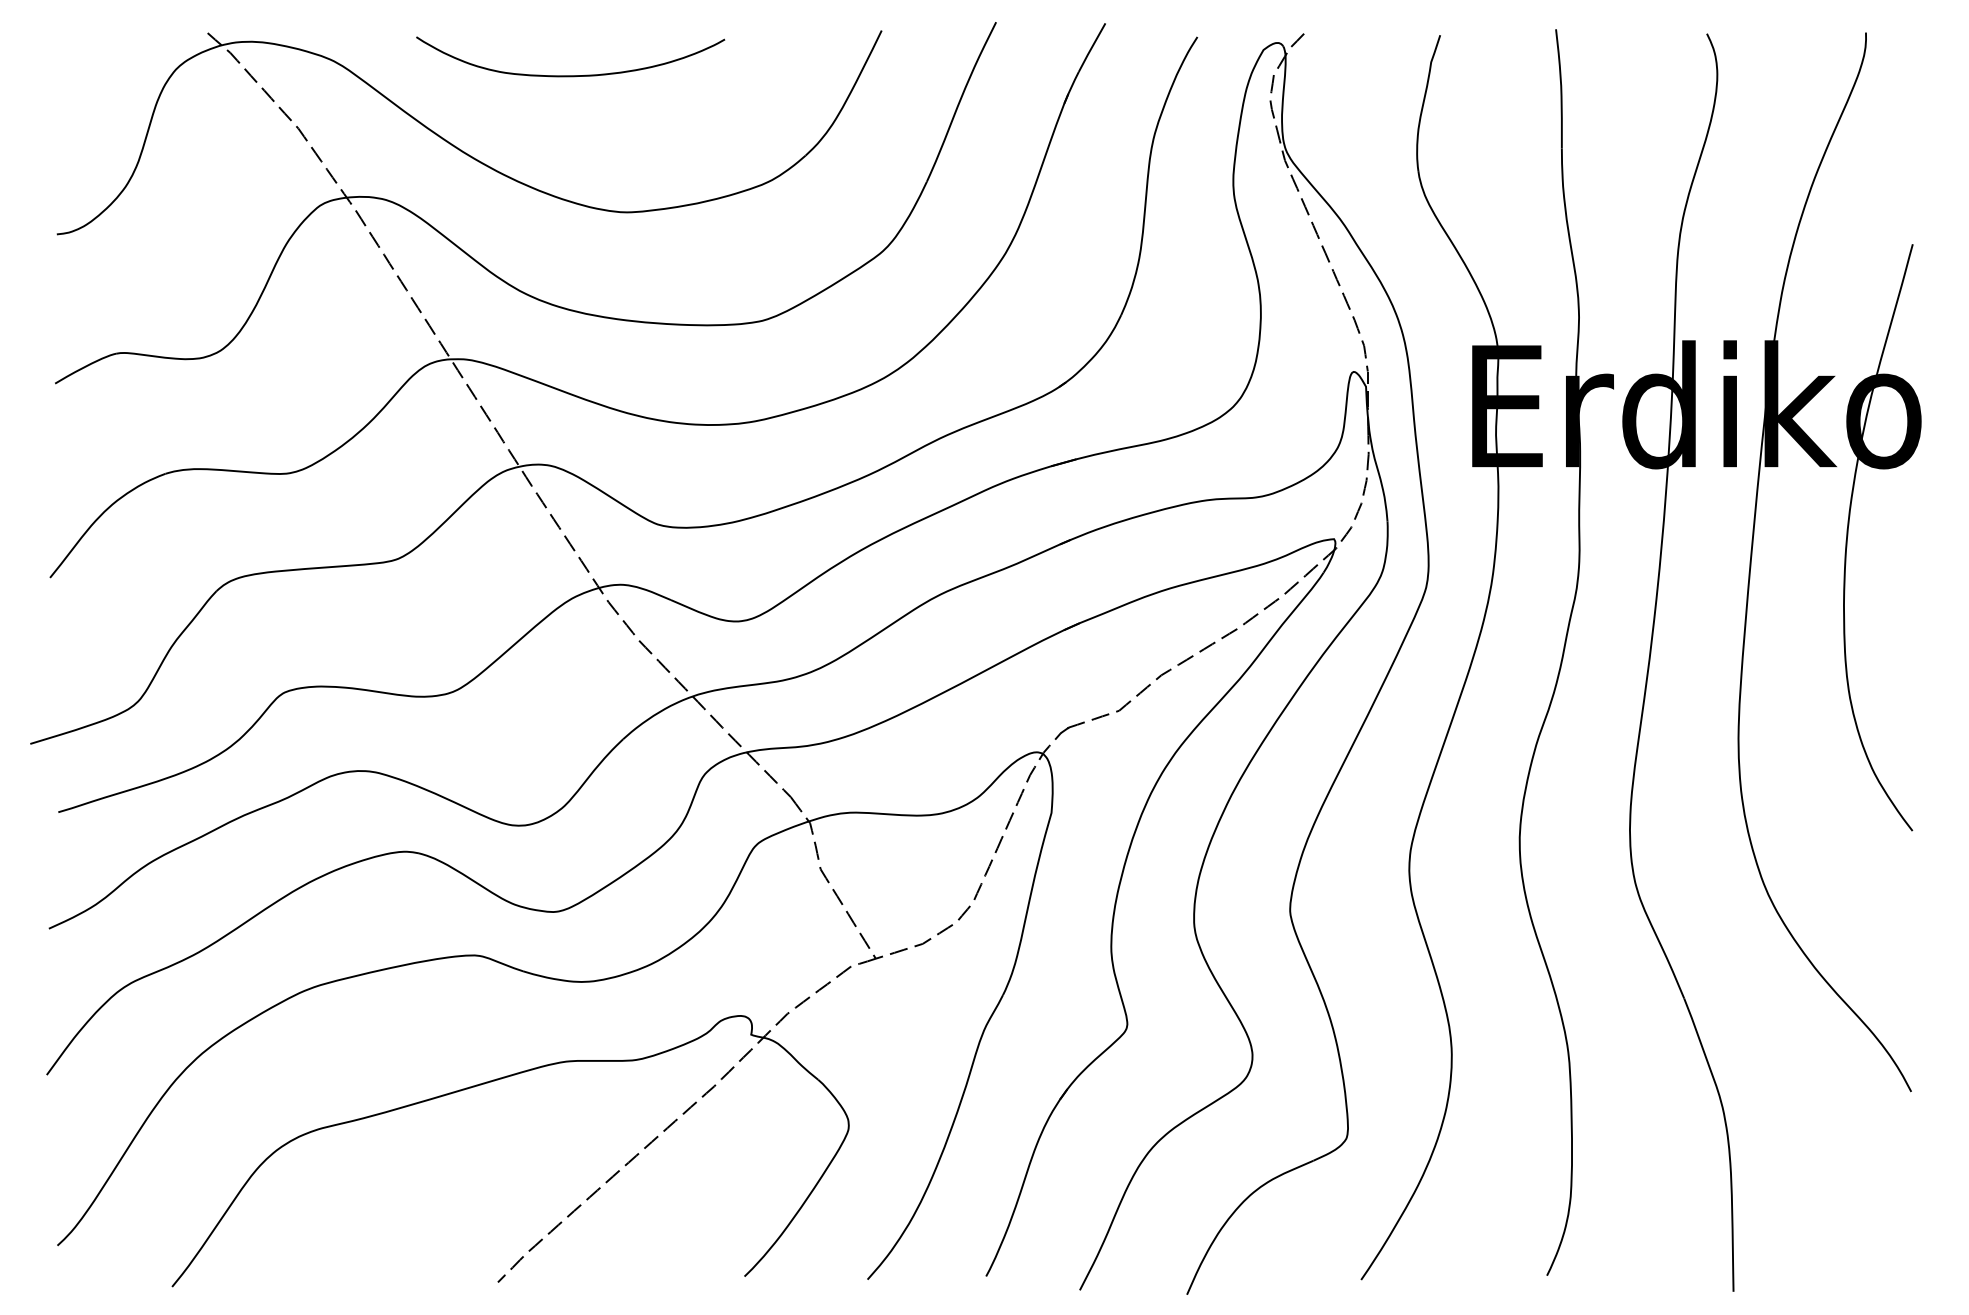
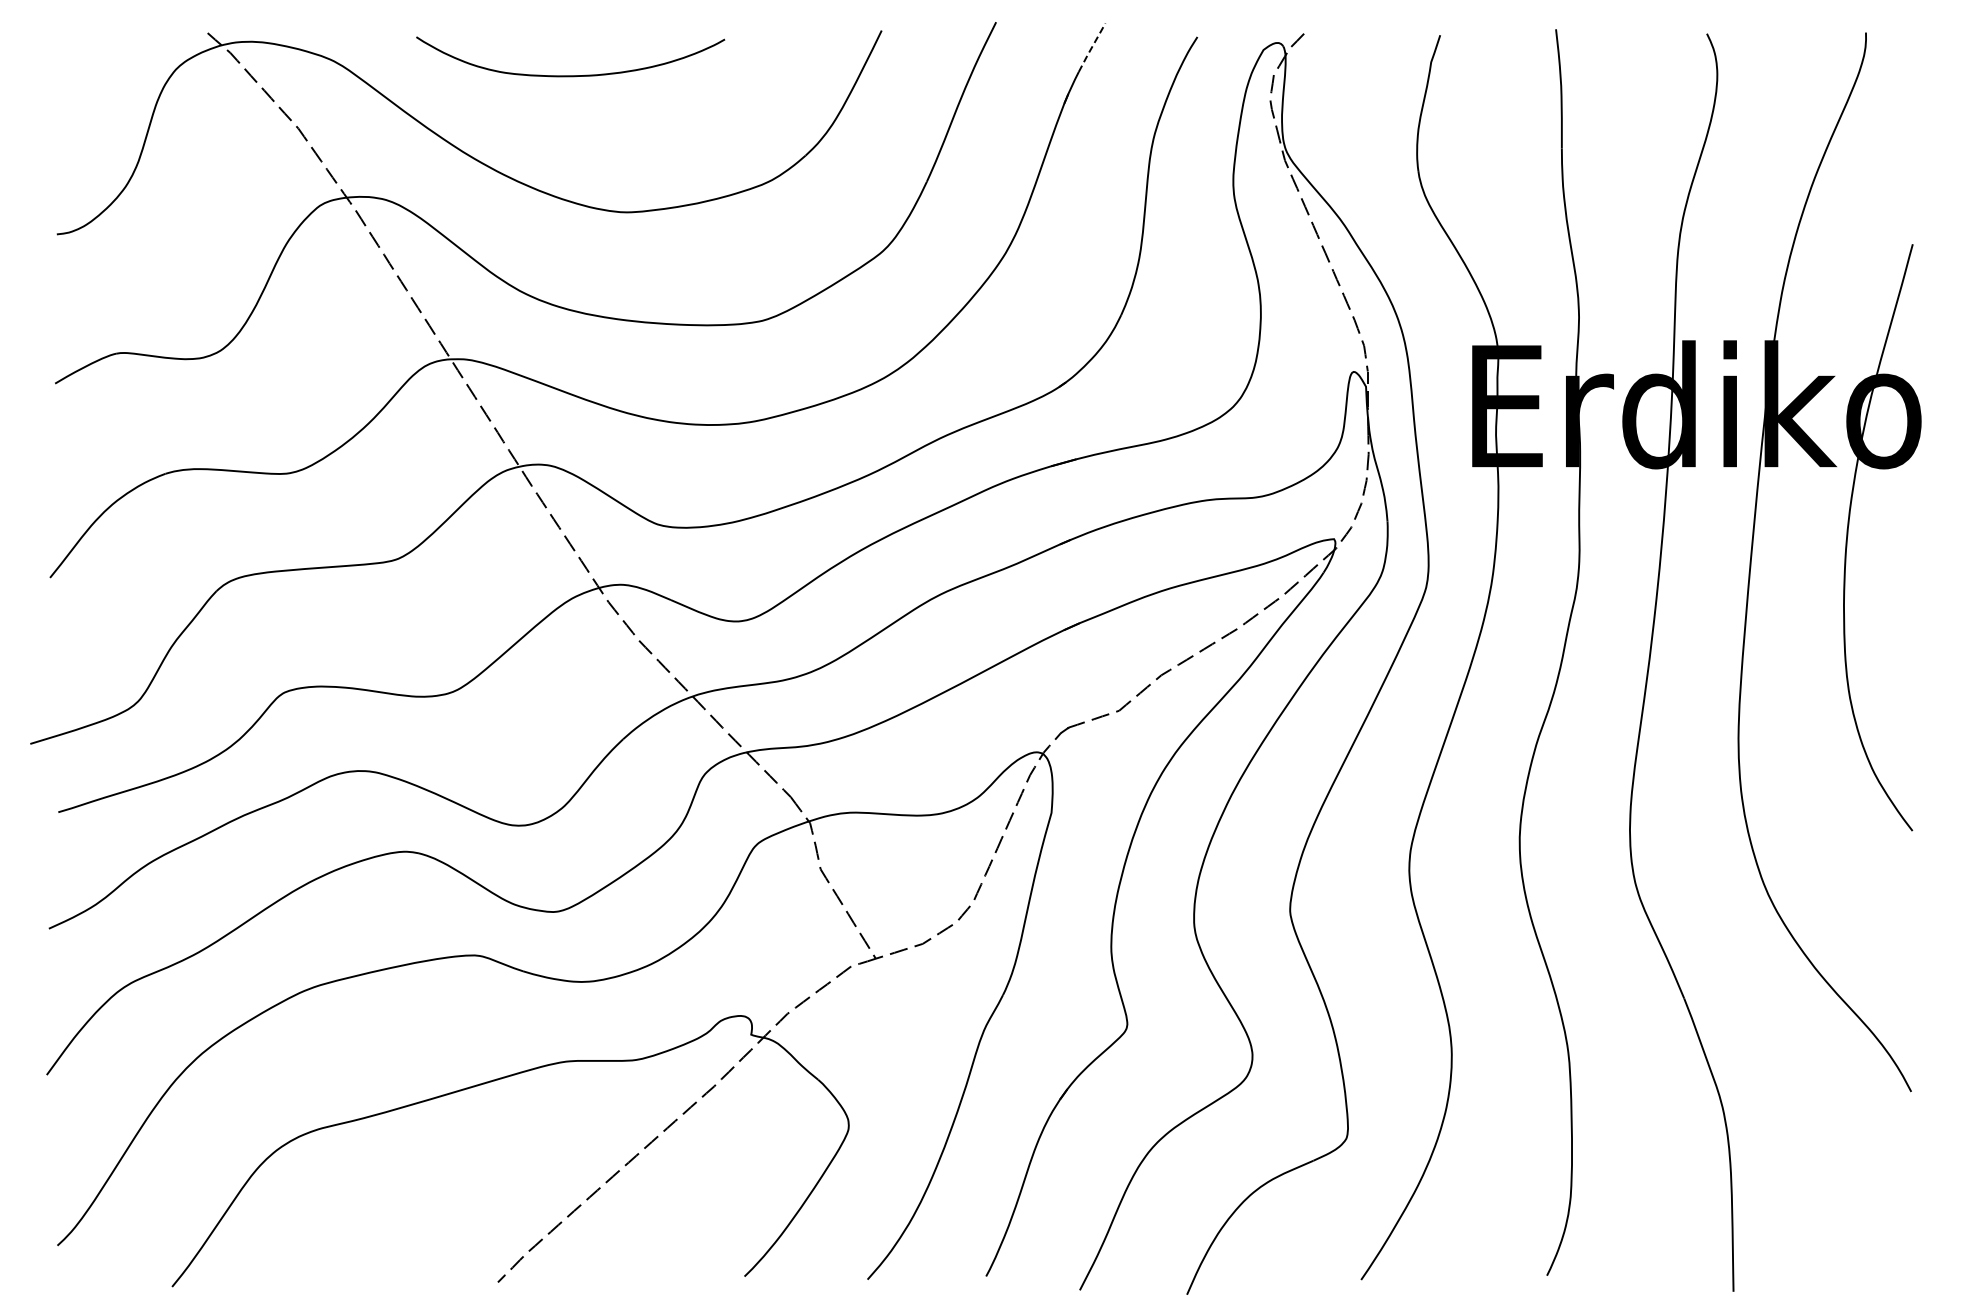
line: solid -> dashed (1091, 47)
